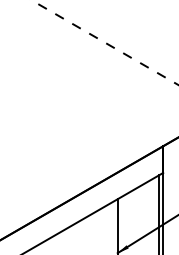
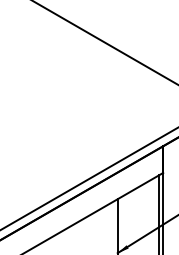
line: dashed -> solid (105, 42)
line: none -> present (88, 178)
